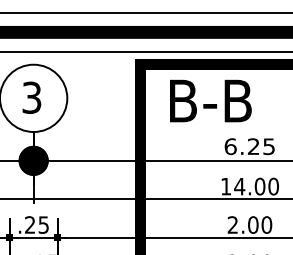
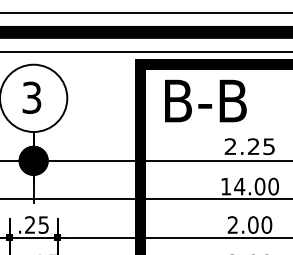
text position: (210, 100) -> (205, 100) (205, 100)
text: 6.25 -> 2.25 (230, 146)
